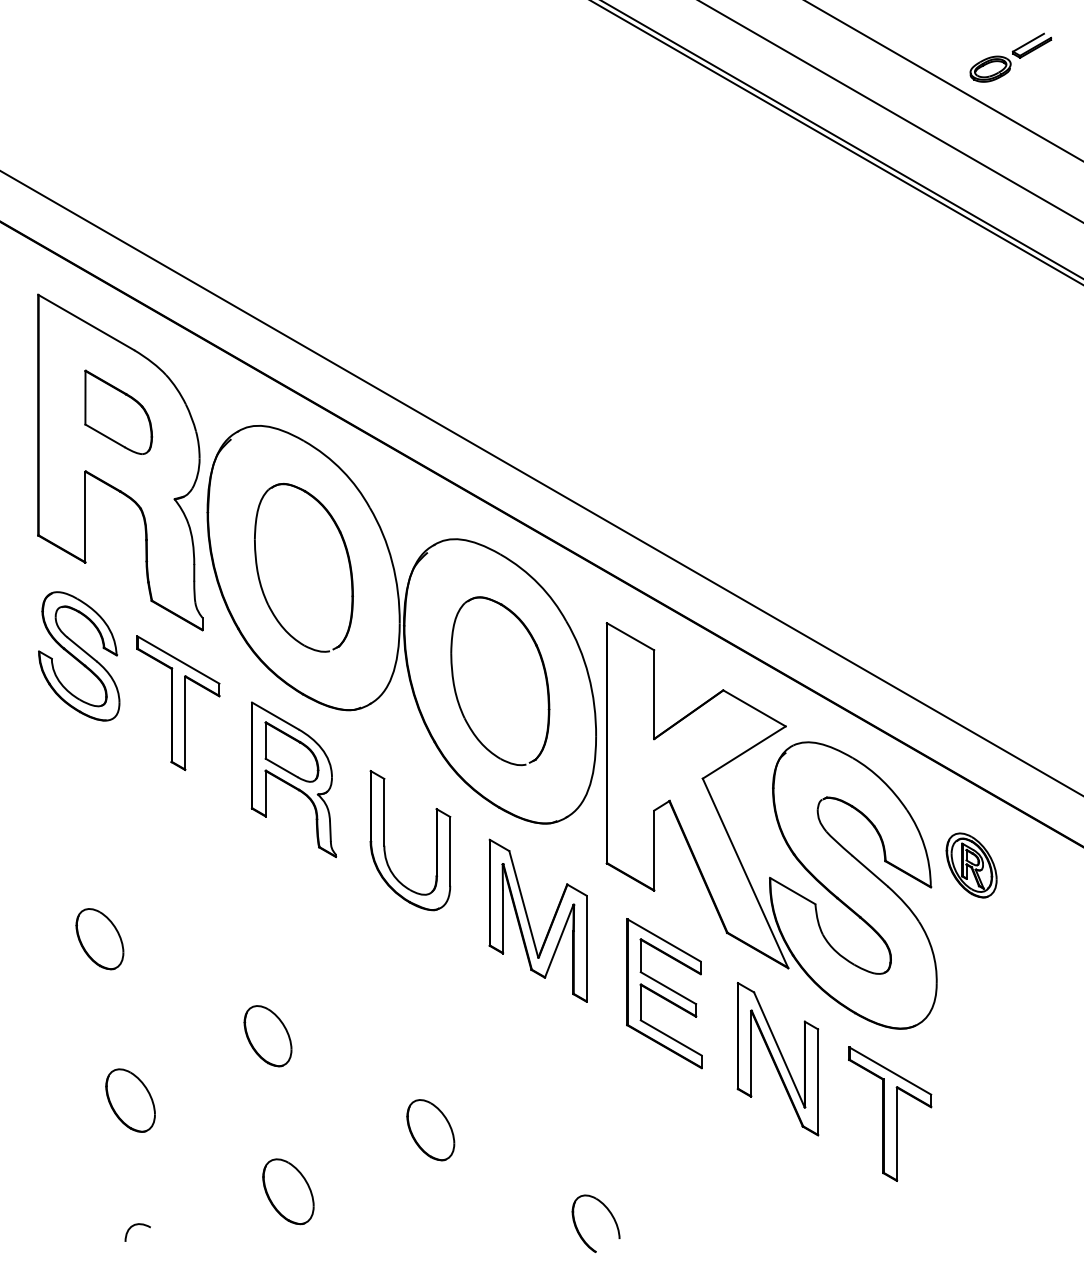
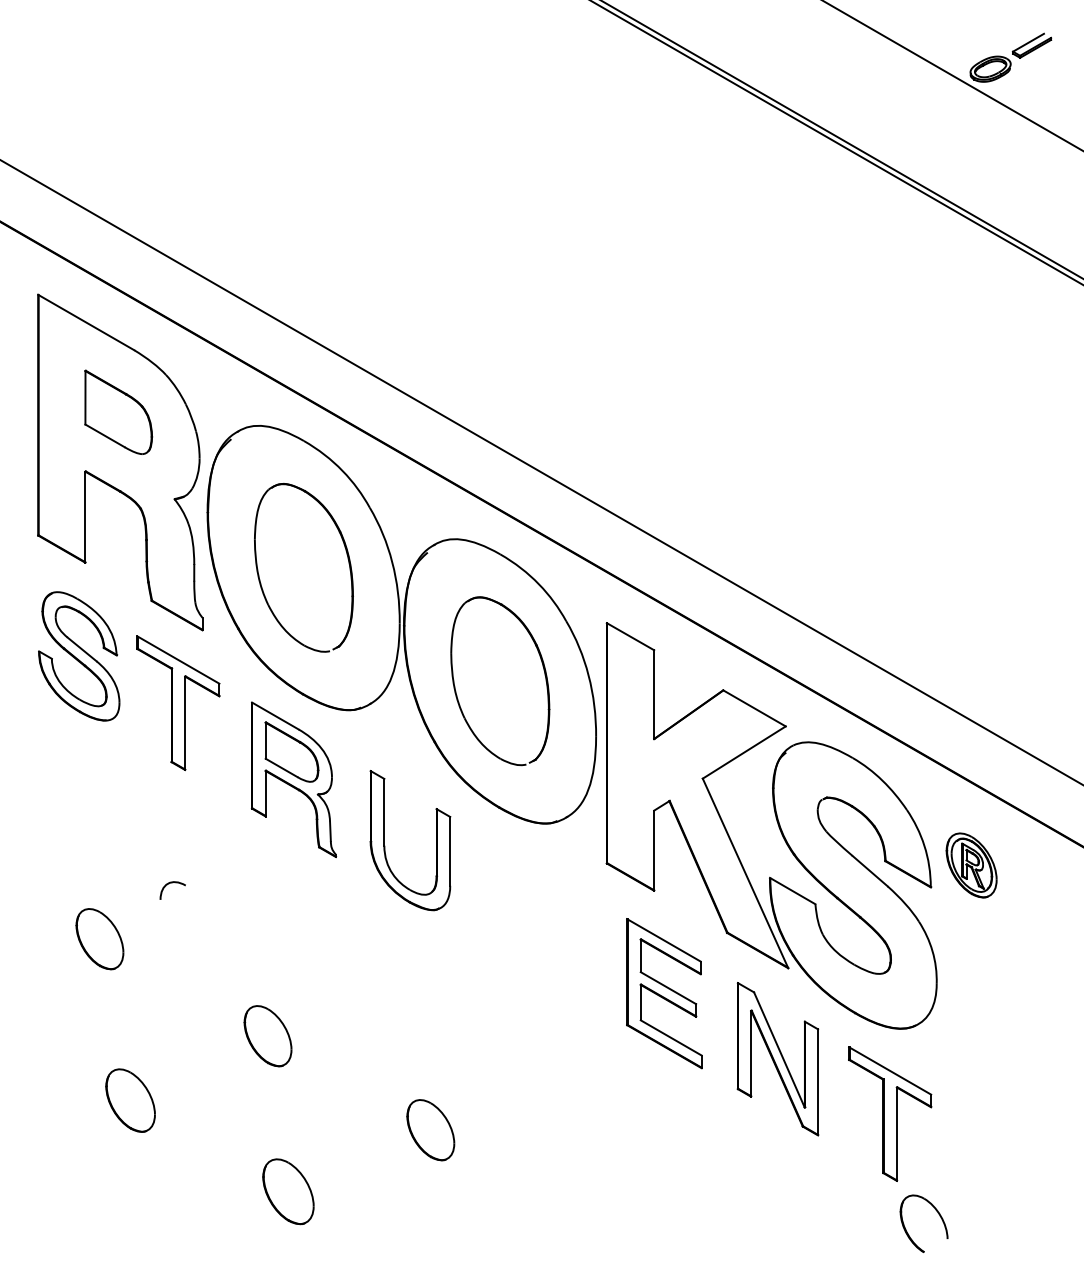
line position: (943, 80) -> (952, 75) (952, 75)
line: present -> none (890, 111)
line position: (541, 483) -> (541, 472) (541, 472)
part: present -> none (529, 920)
part position: (611, 1216) -> (939, 1216) (939, 1216)
curve position: (134, 1226) -> (169, 884) (169, 884)
